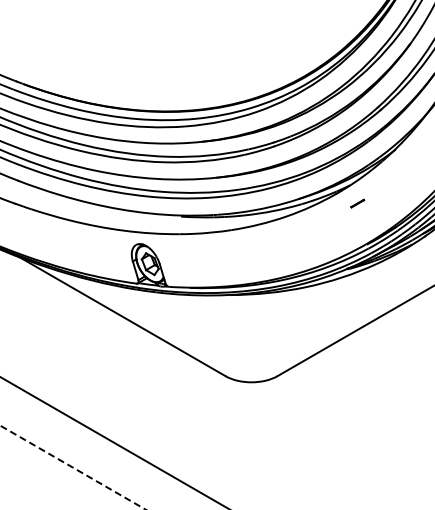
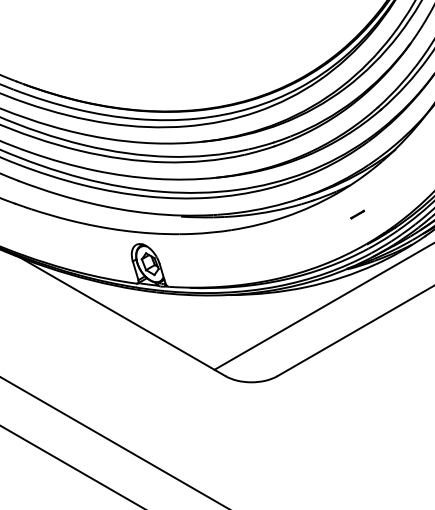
line position: (357, 203) -> (357, 214) (357, 214)
line: none -> present (322, 306)
line: dashed -> solid (73, 467)
